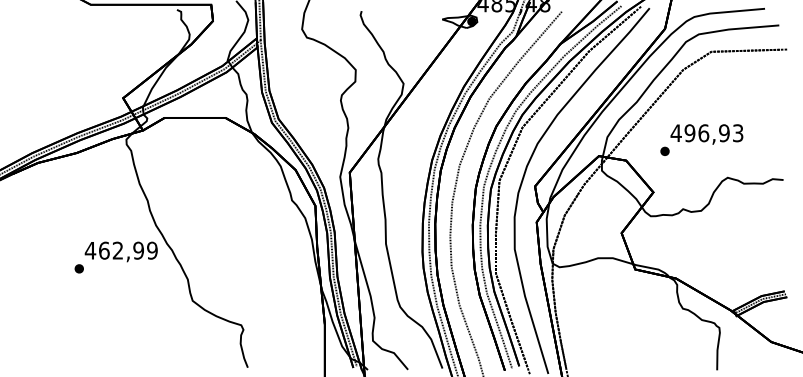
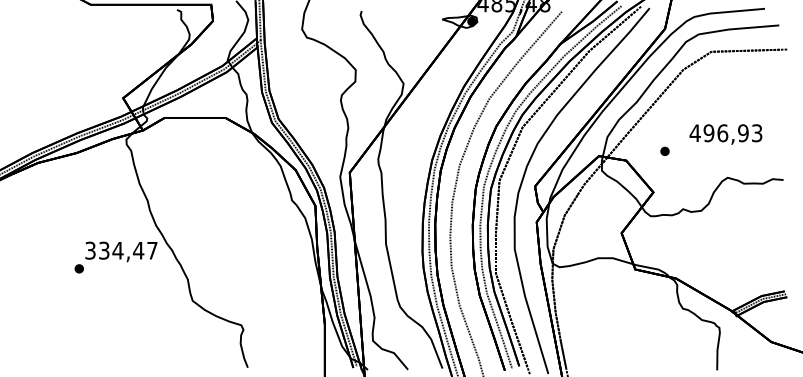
text position: (706, 134) -> (725, 134) (725, 134)
text: 462,99 -> 334,47 (120, 250)
